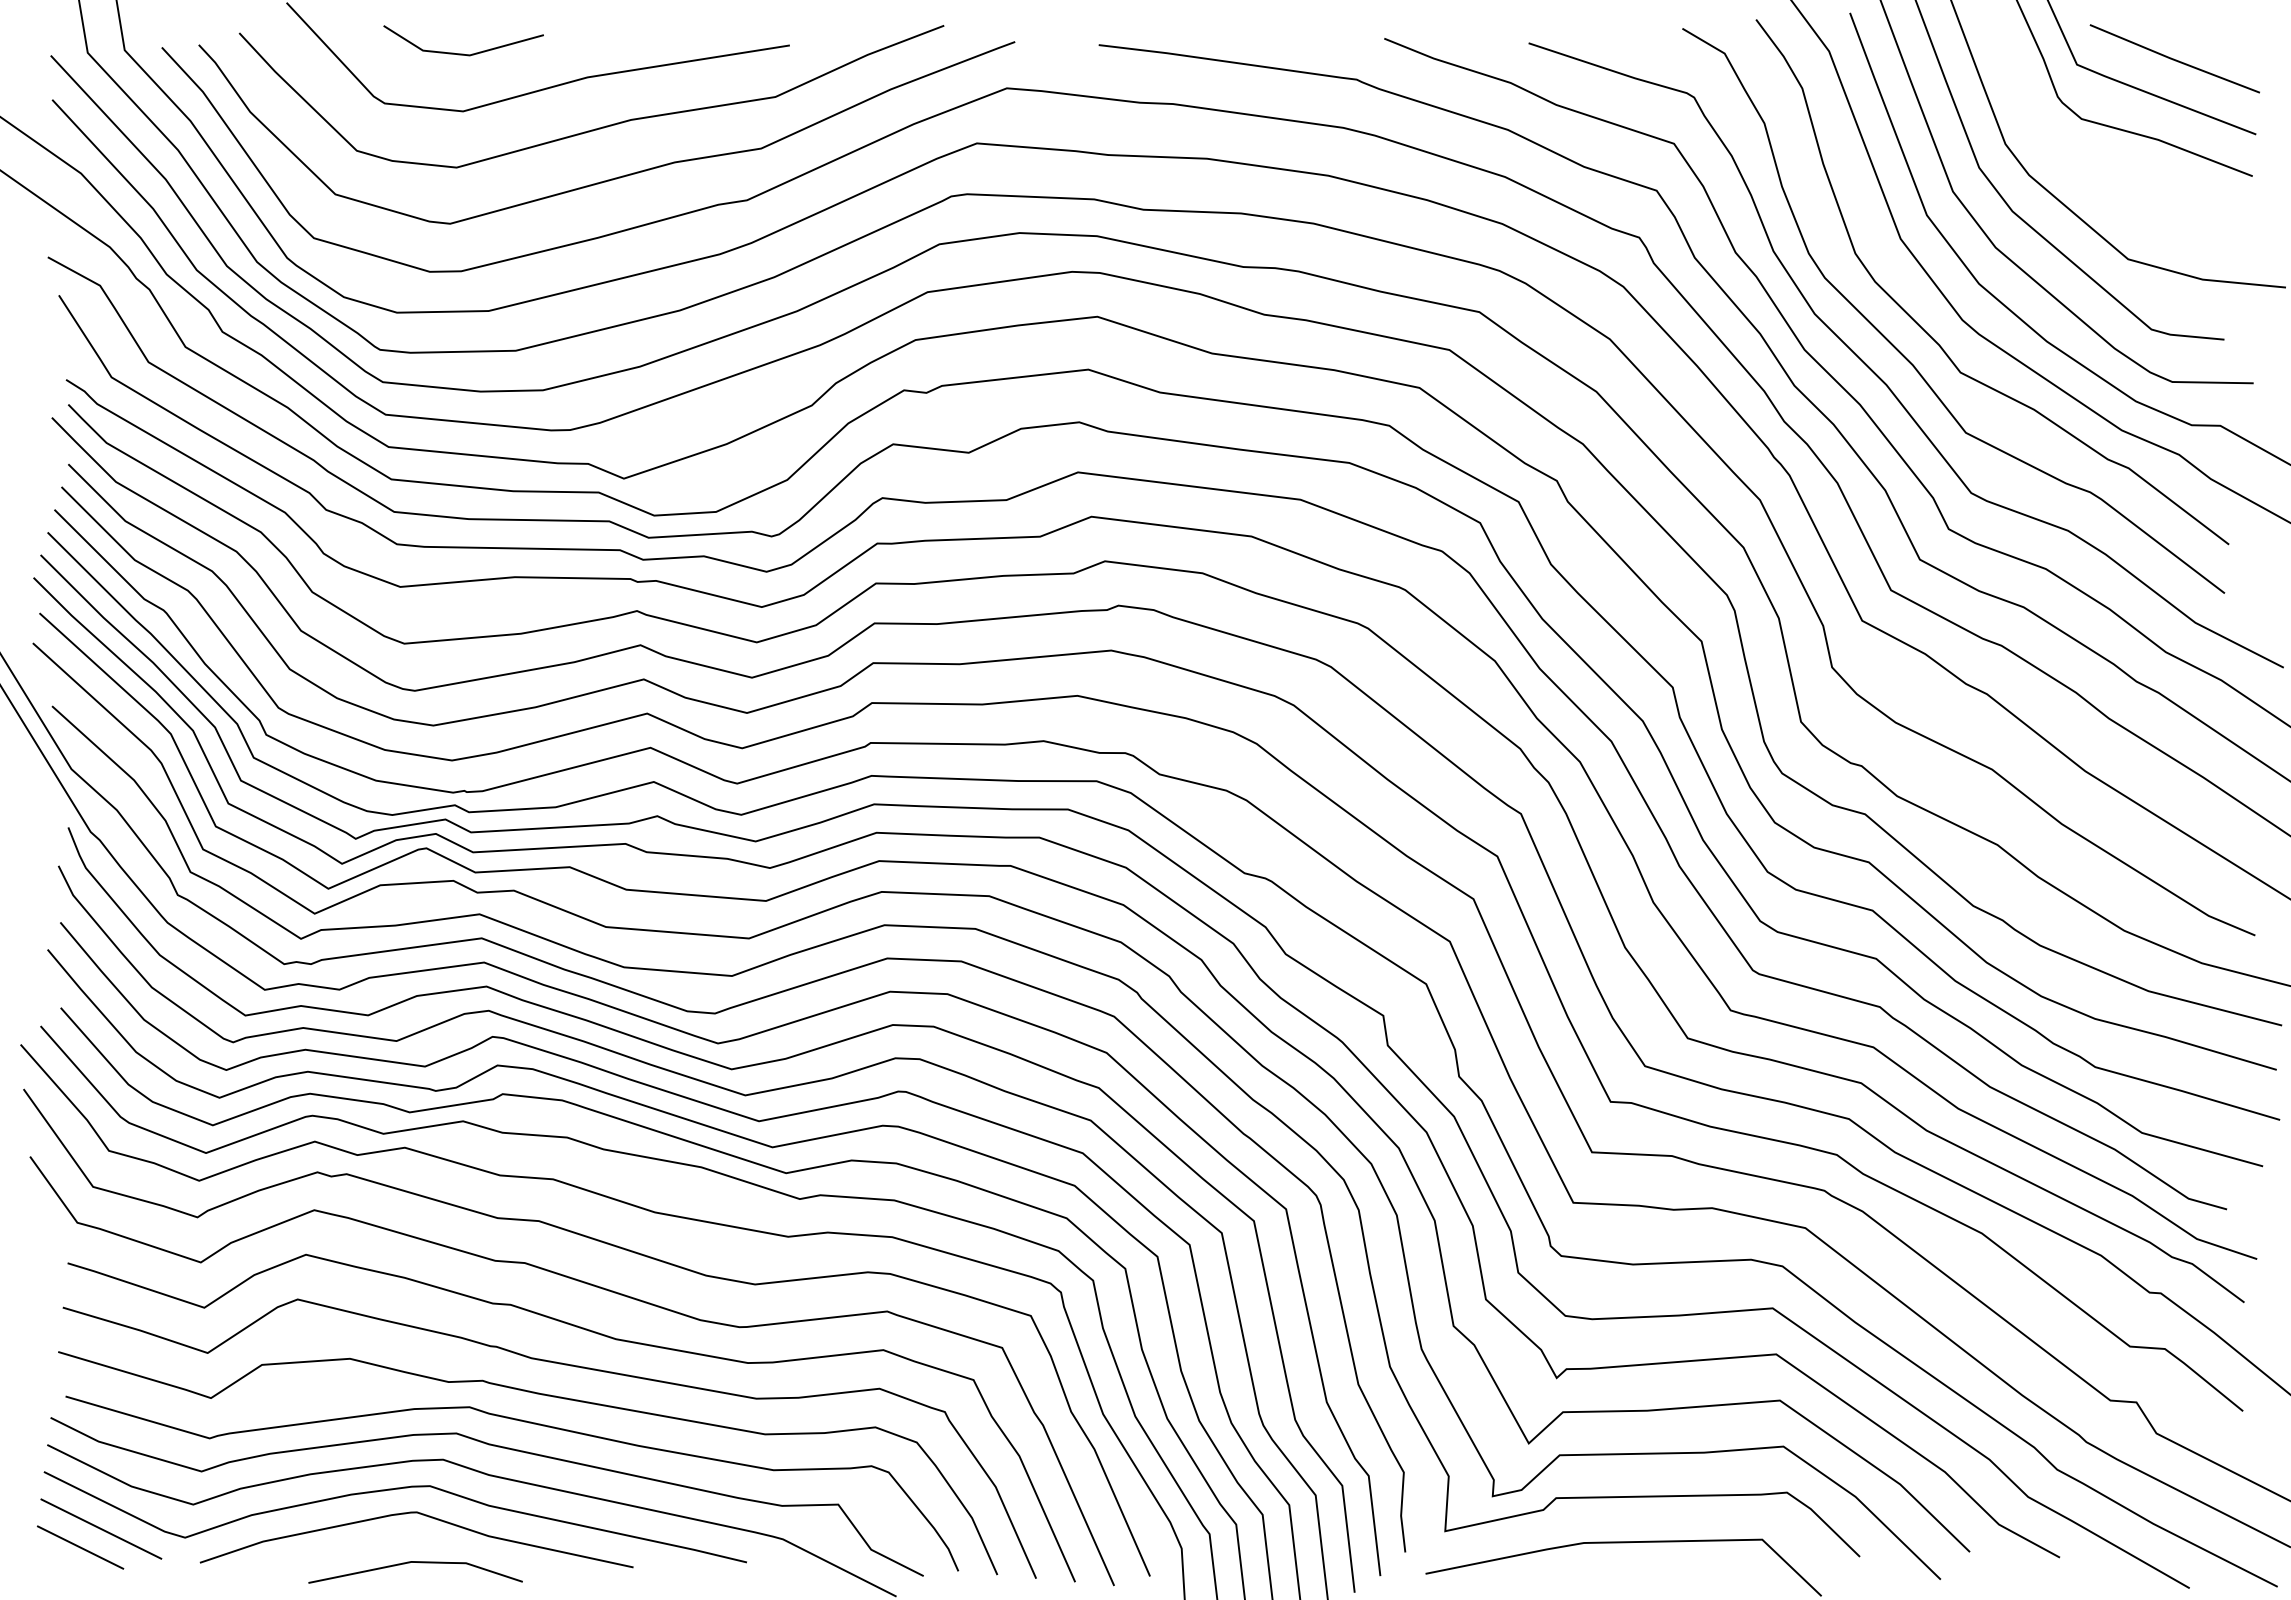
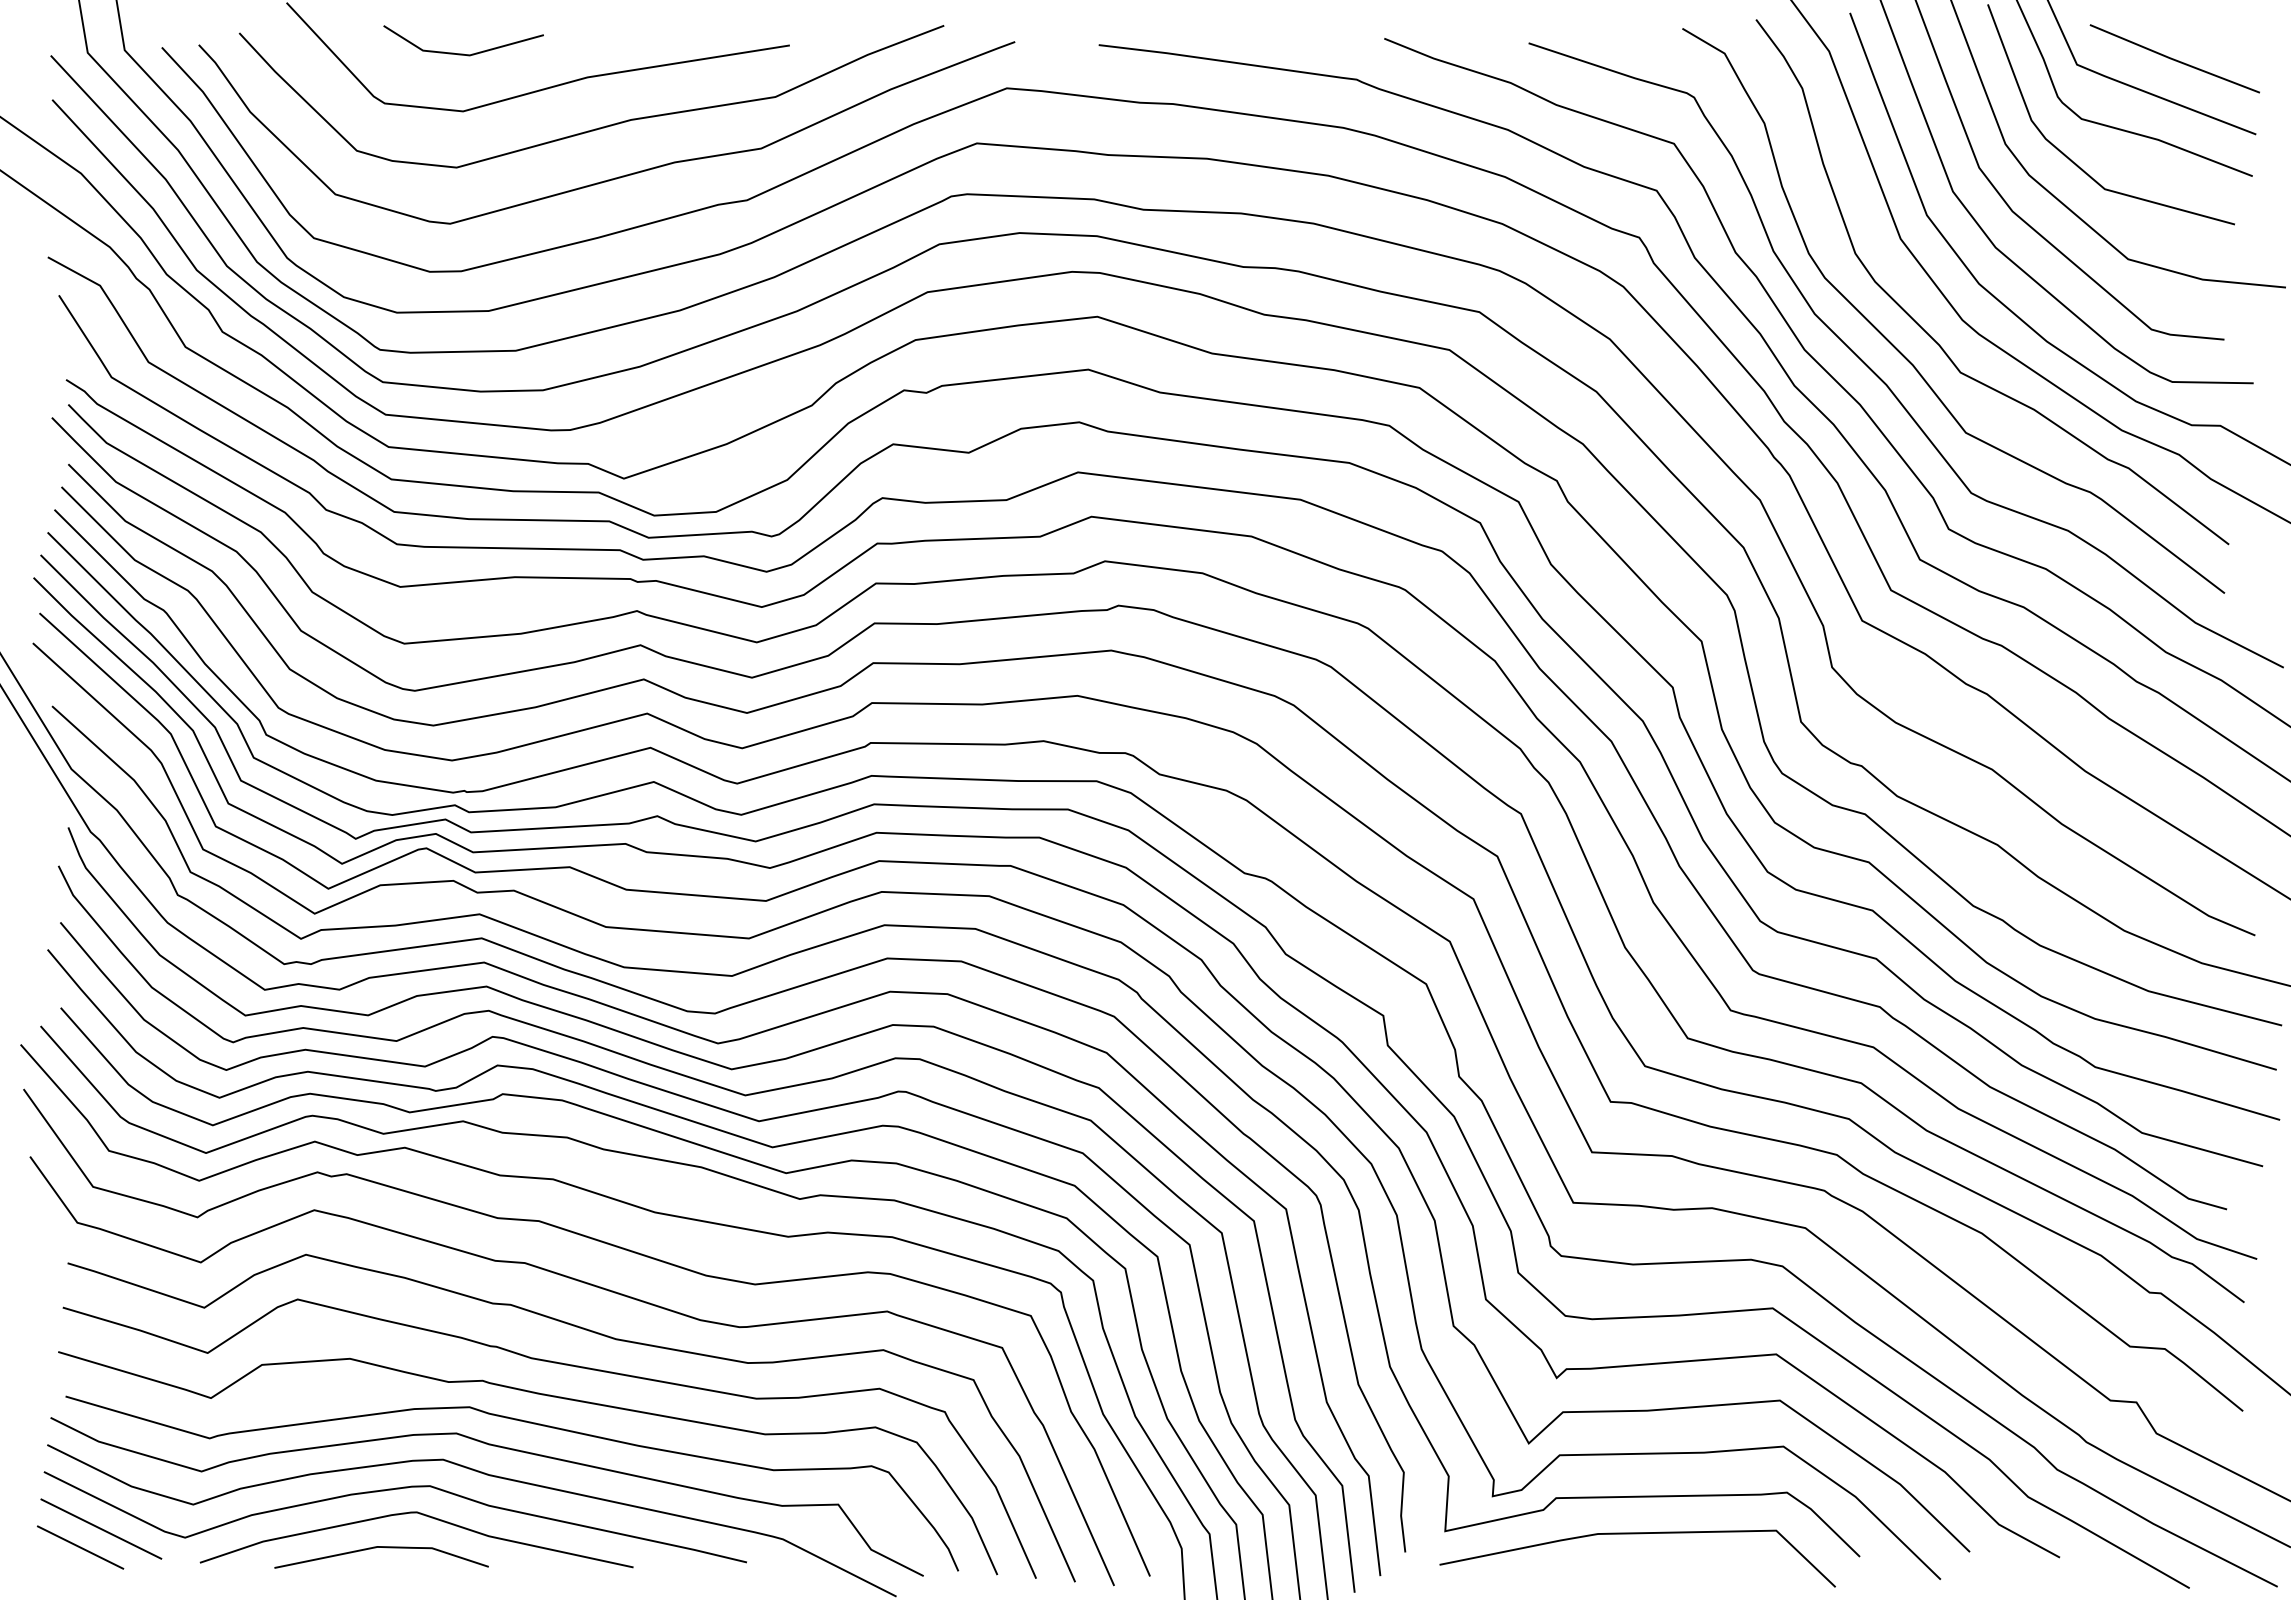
curve: none -> present (2075, 162)
line position: (1623, 1543) -> (1637, 1534) (1637, 1534)
line position: (415, 1562) -> (381, 1547) (381, 1547)
